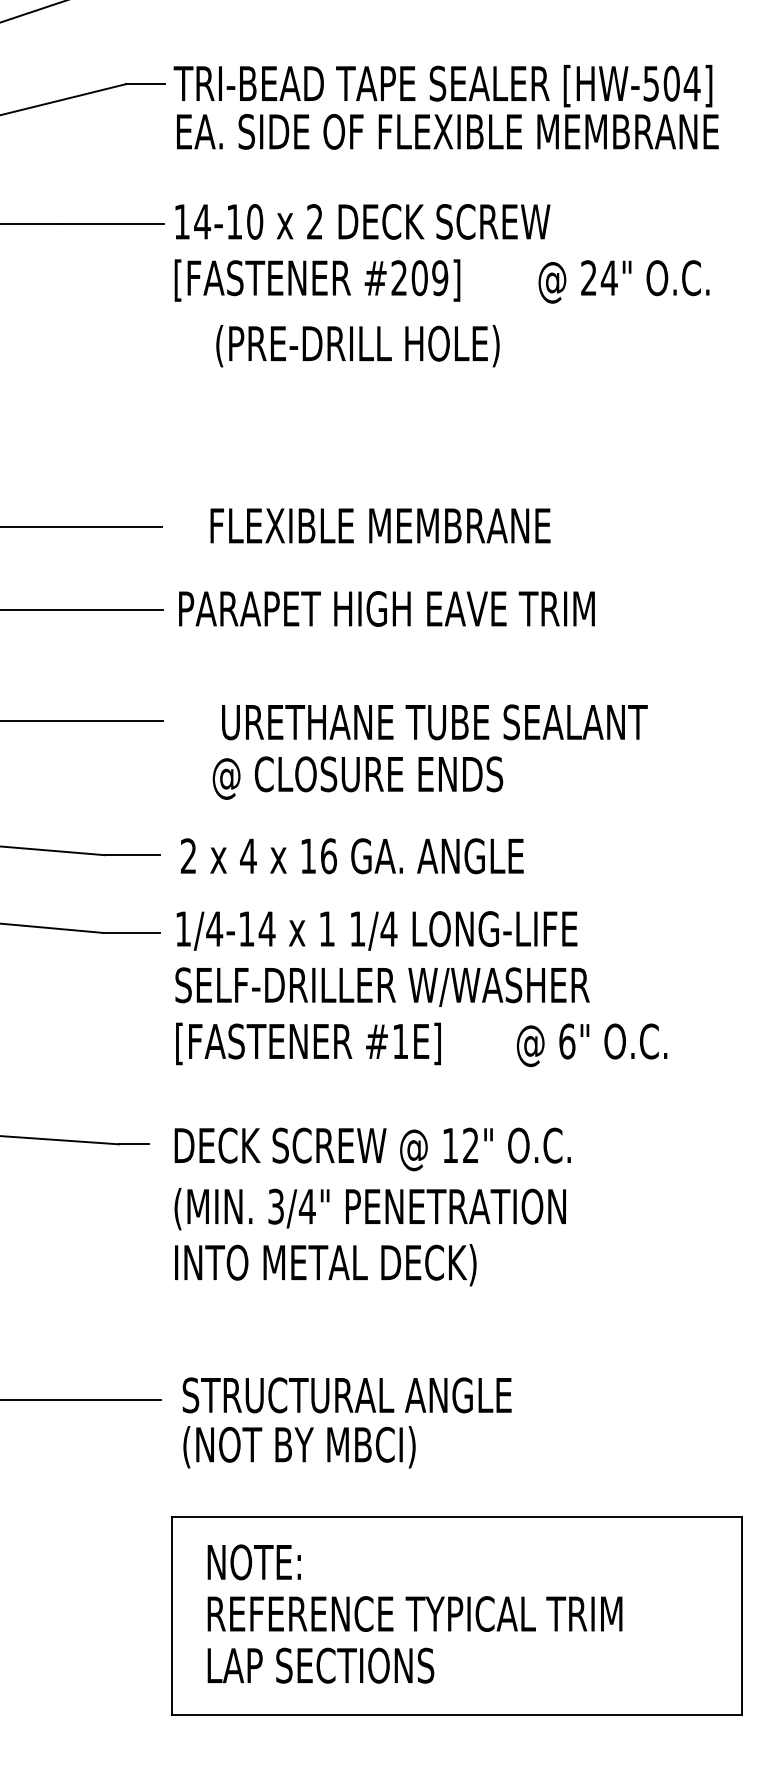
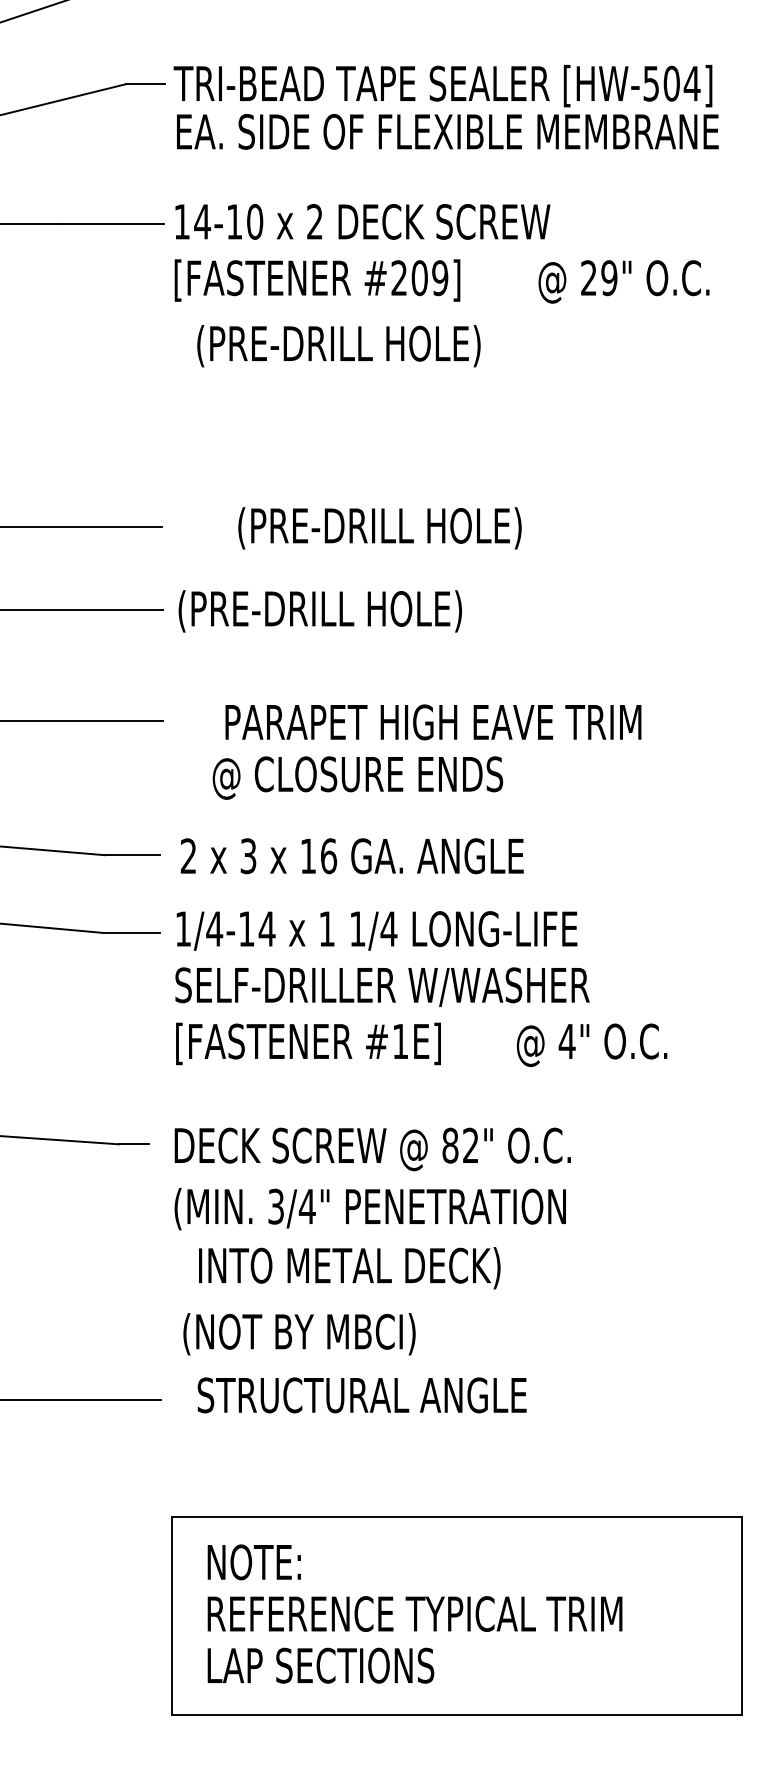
text: 24" -> 29" (608, 278)
text position: (357, 346) -> (338, 346) (338, 346)
text: FLEXIBLE MEMBRANE -> (PRE-DRILL HOLE) (380, 528)
text: PARAPET HIGH EAVE TRIM -> (PRE-DRILL HOLE) (386, 611)
text: URETHANE TUBE SEALANT -> PARAPET HIGH EAVE TRIM (434, 722)
text: 4 -> 3 (248, 856)
text: 6" -> 4" (566, 1041)
text: 12" -> 82" (450, 1145)
text position: (325, 1265) -> (349, 1268) (349, 1268)
text position: (346, 1395) -> (361, 1395) (361, 1395)
text position: (299, 1447) -> (299, 1334) (299, 1334)
